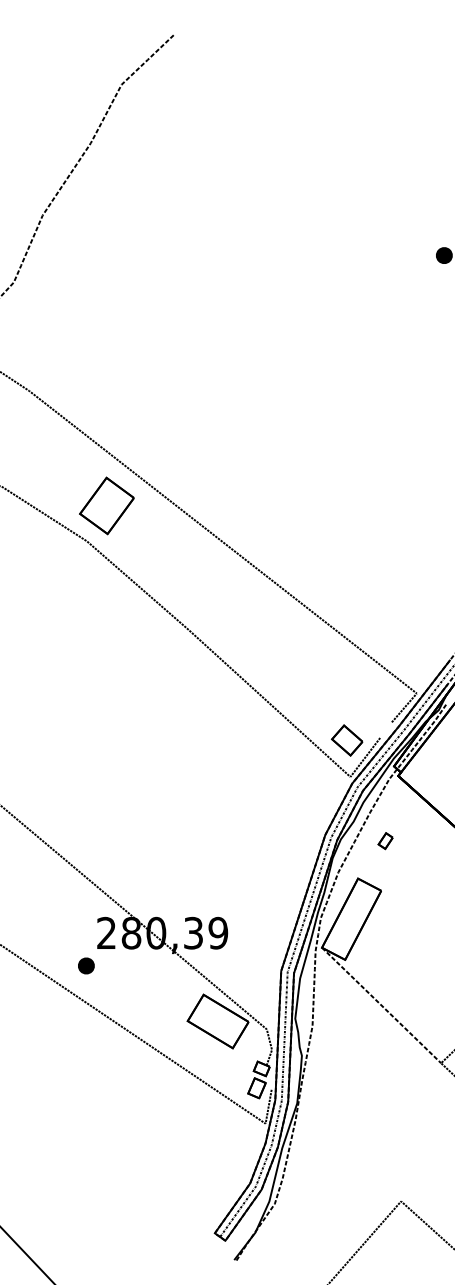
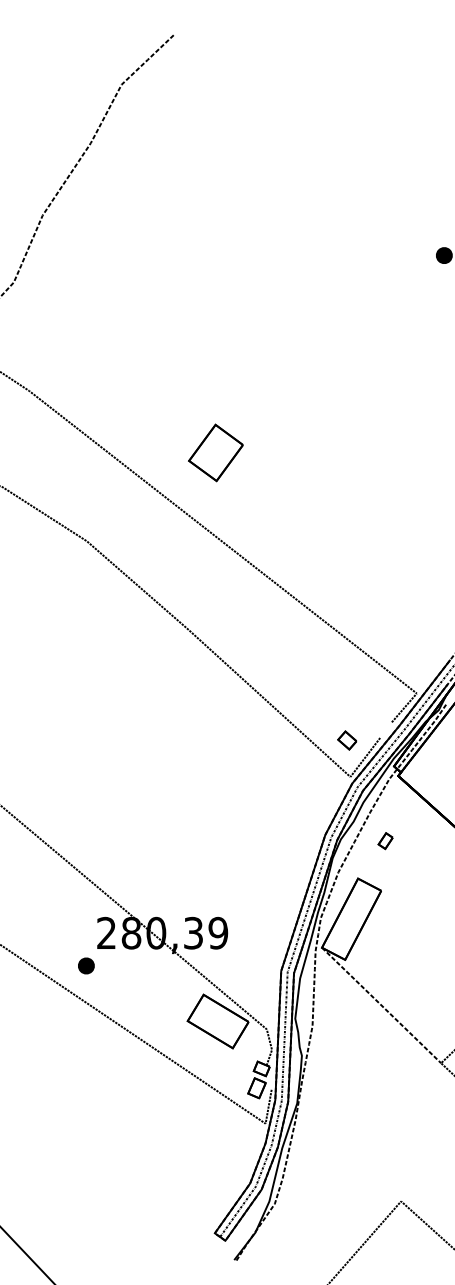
part position: (106, 505) -> (215, 452) (215, 452)
part size: 33x33 px -> 21x21 px (347, 740)
